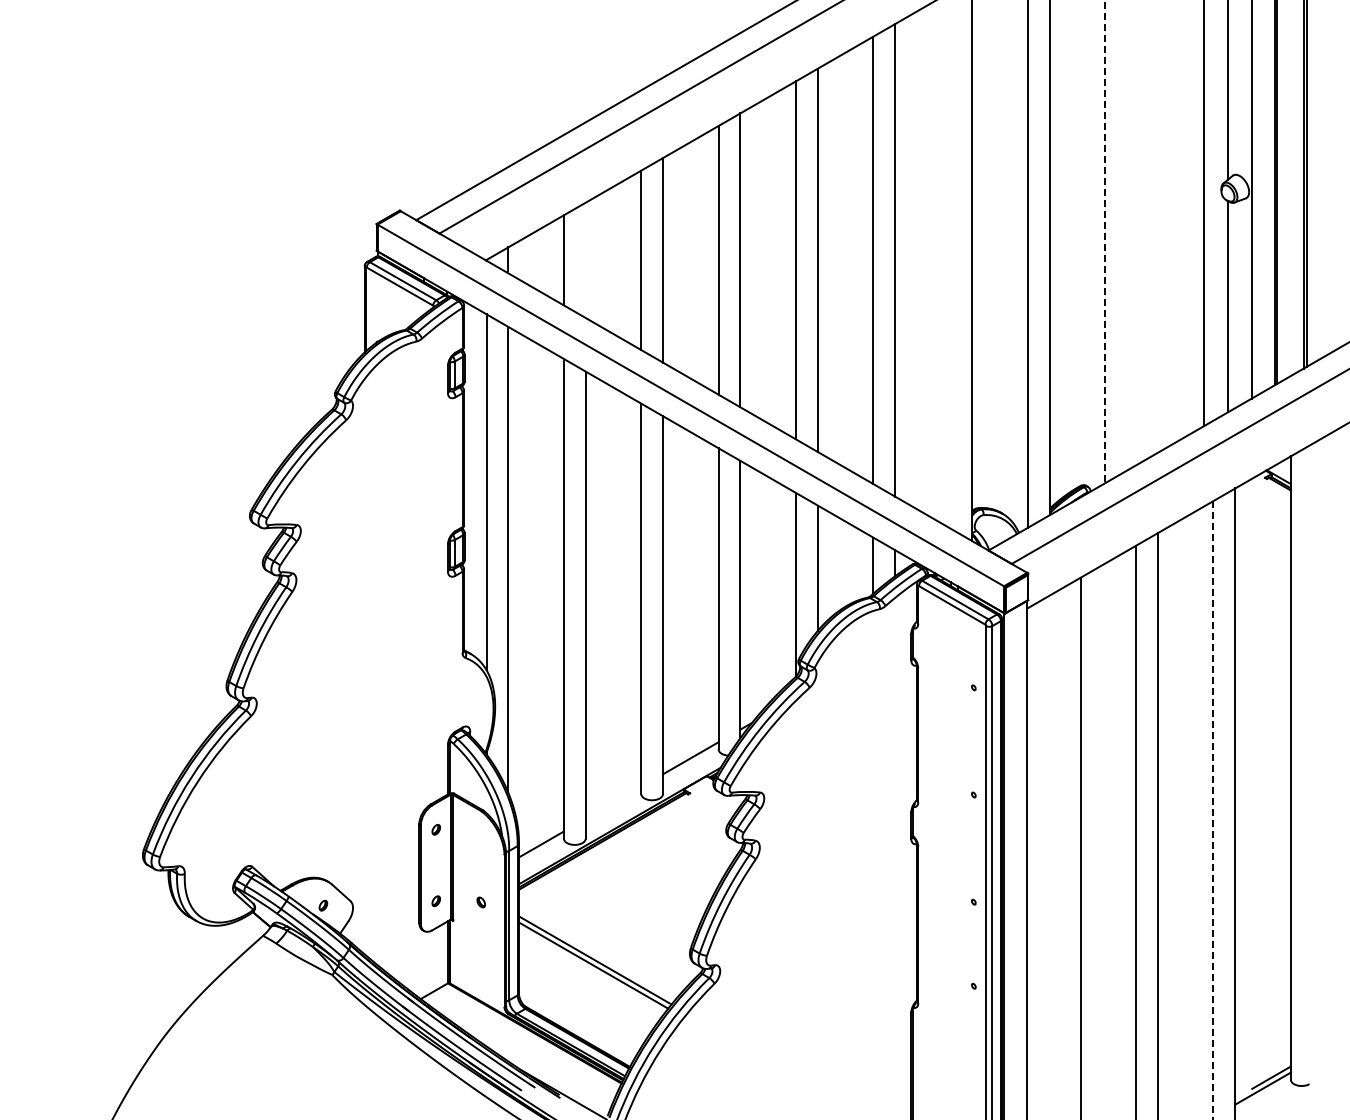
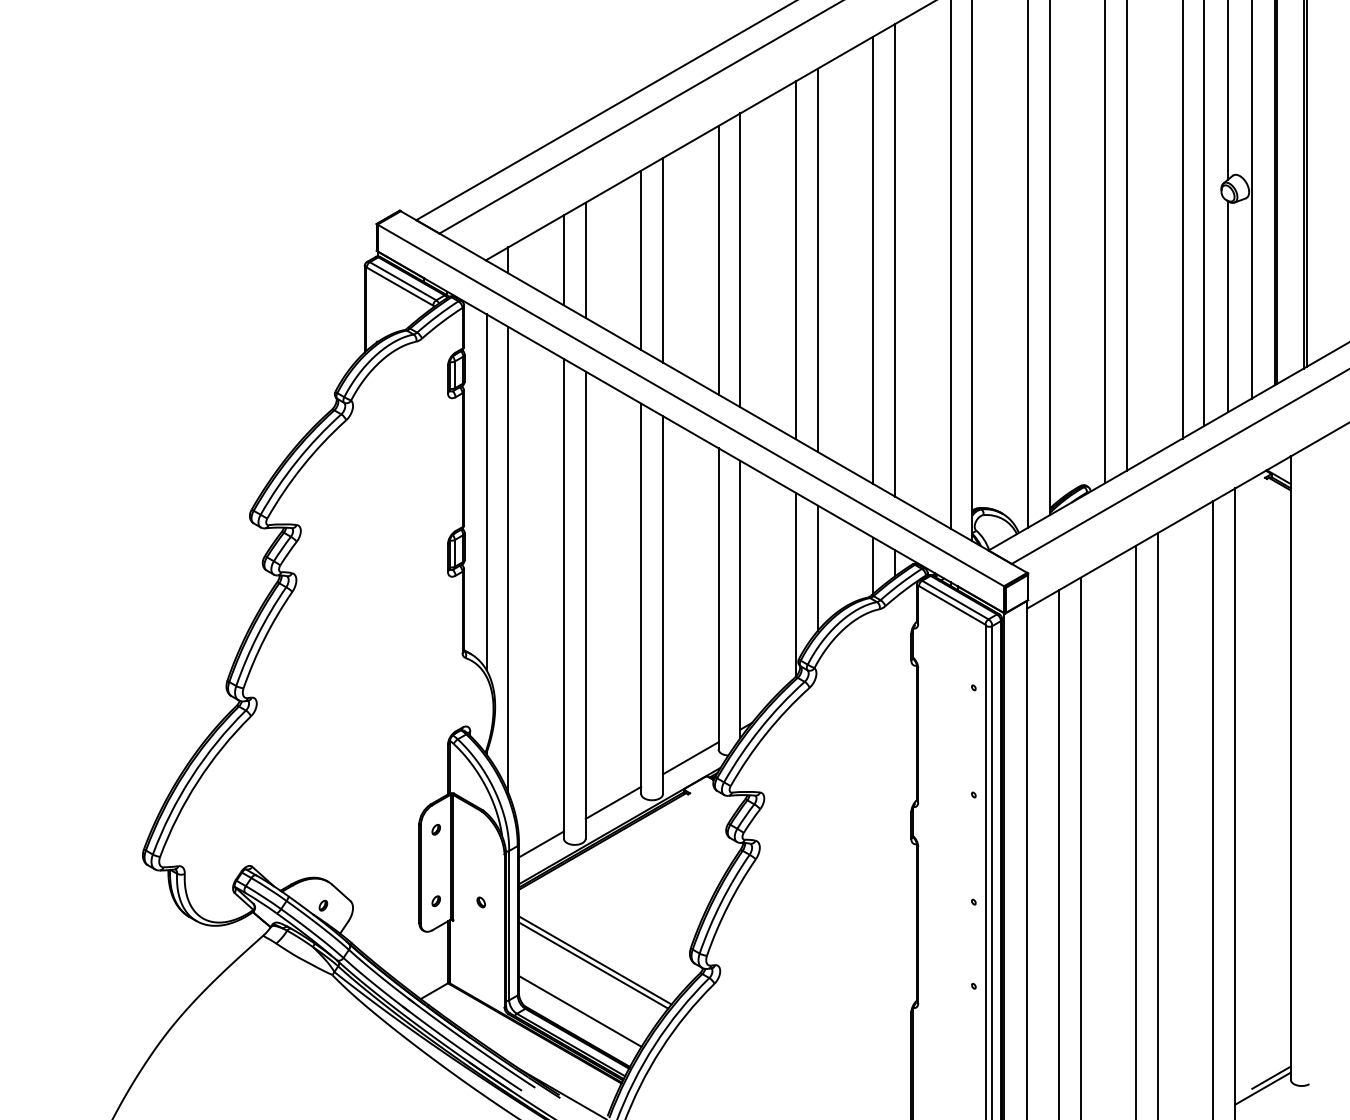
line: none -> present (1182, 220)
line: none -> present (1127, 236)
line: dashed -> solid (1105, 242)
line: none -> present (585, 260)
line: none -> present (950, 265)
line: none -> present (613, 802)
line: dashed -> solid (1213, 810)
line: none -> present (1058, 853)
line: none -> present (579, 1011)
